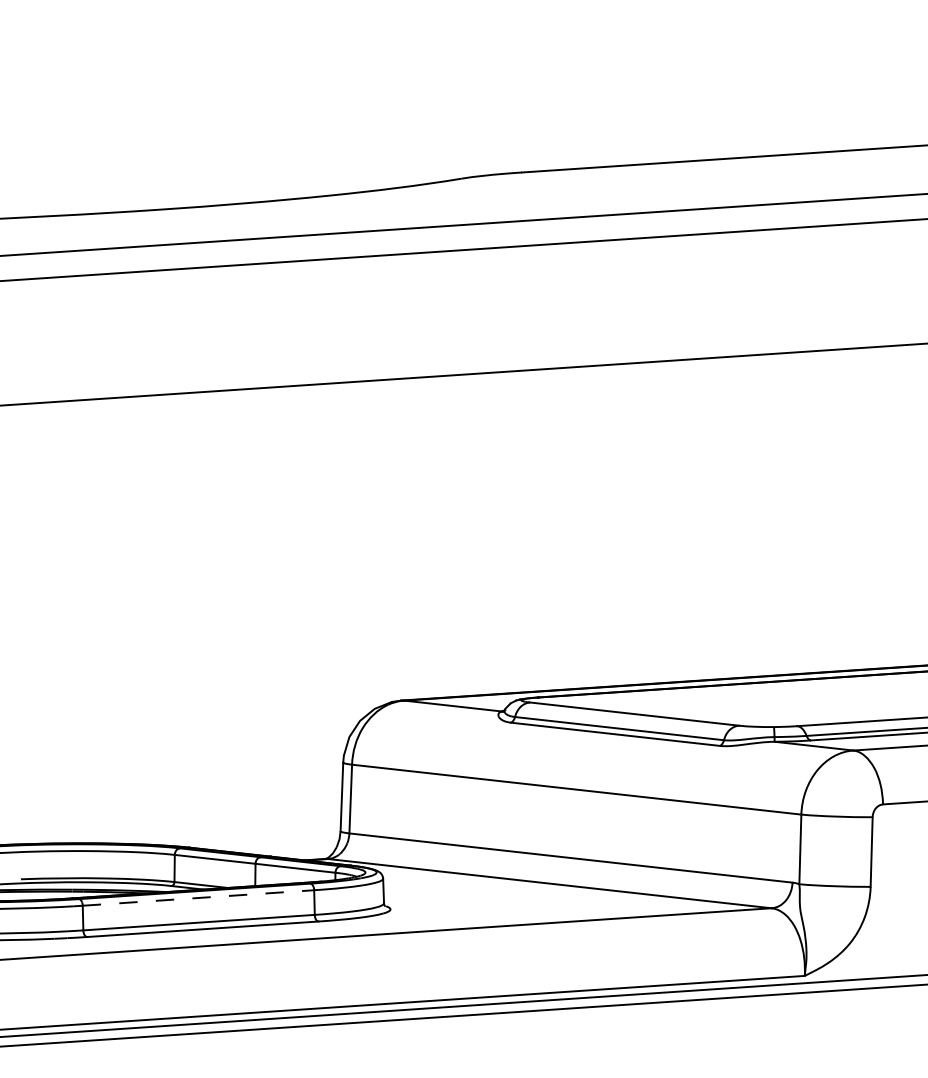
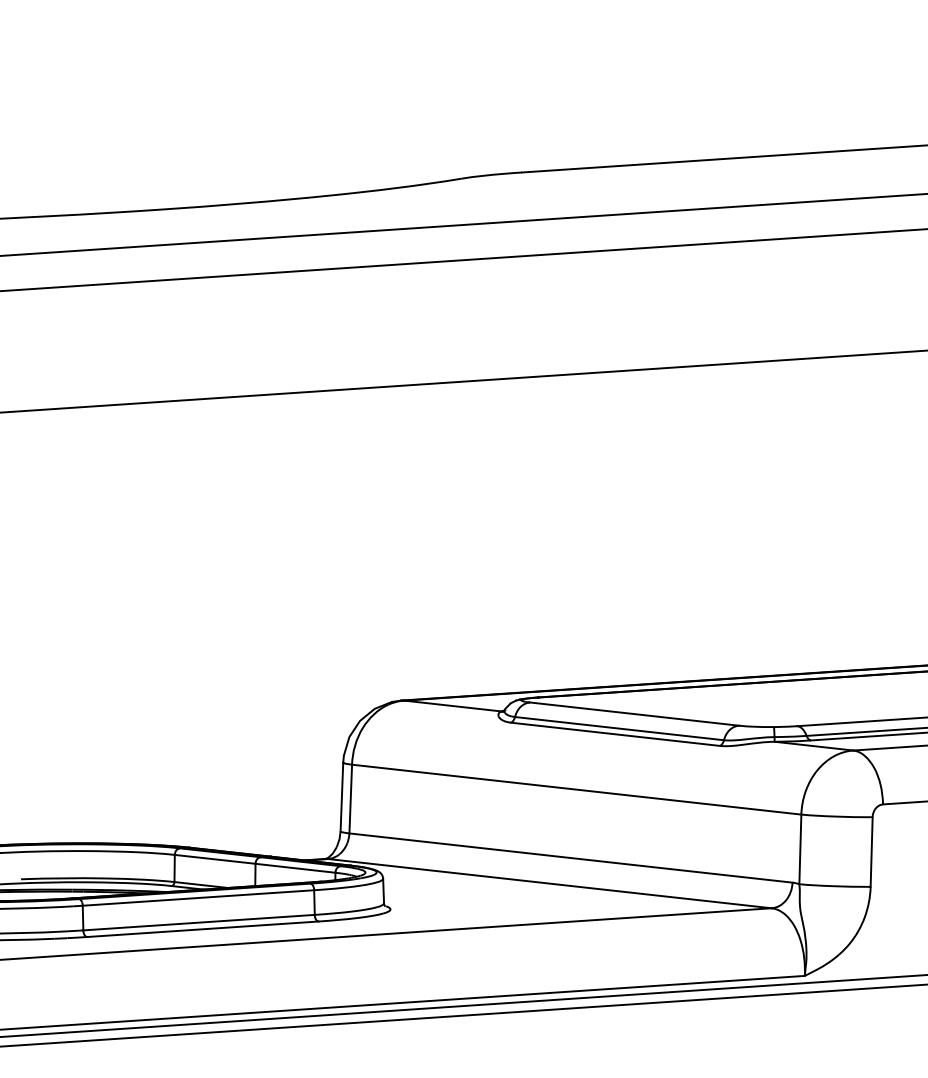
line position: (463, 250) -> (463, 260) (463, 260)
line position: (463, 374) -> (463, 381) (463, 381)
line: dashed -> solid (198, 897)
